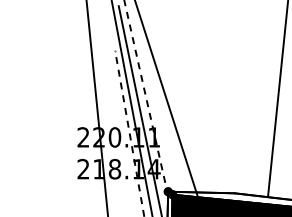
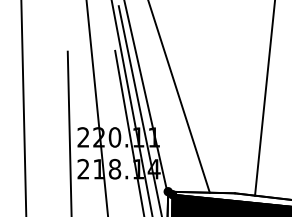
line: dashed -> solid (146, 97)
line position: (166, 99) -> (179, 97) (179, 97)
line position: (277, 99) -> (264, 98) (264, 98)
line: none -> present (23, 107)
line: none -> present (69, 132)
line: dashed -> solid (129, 133)
